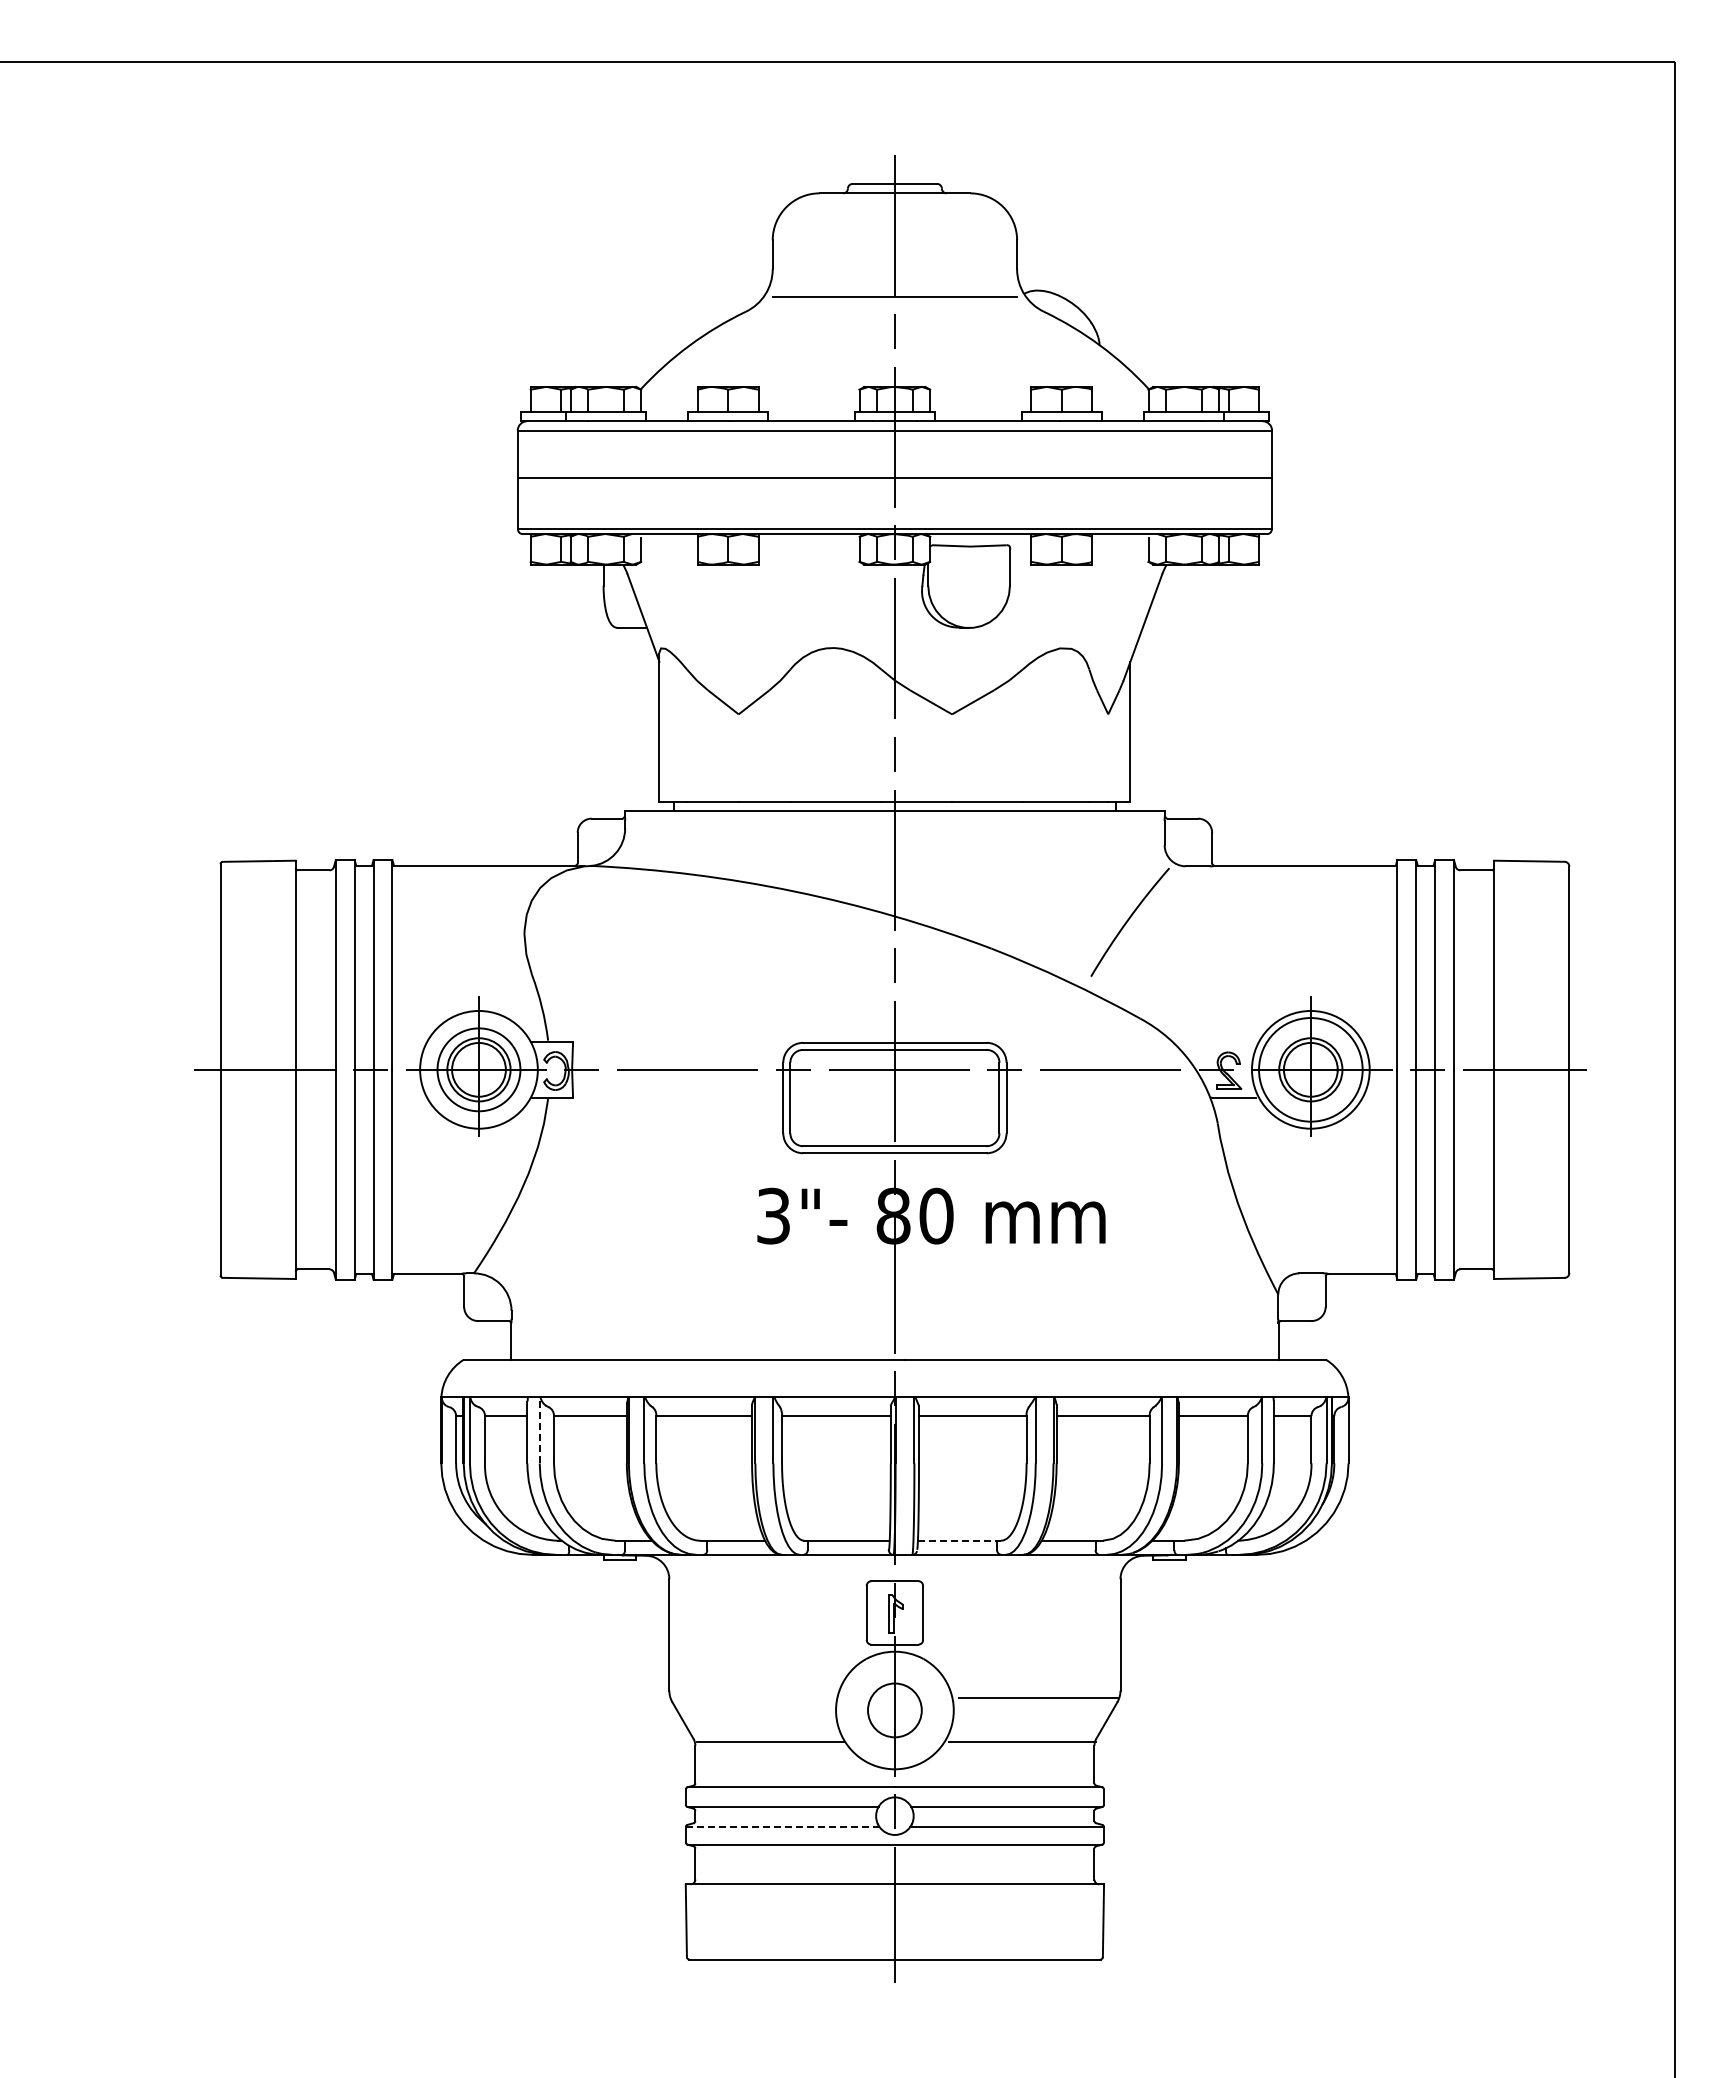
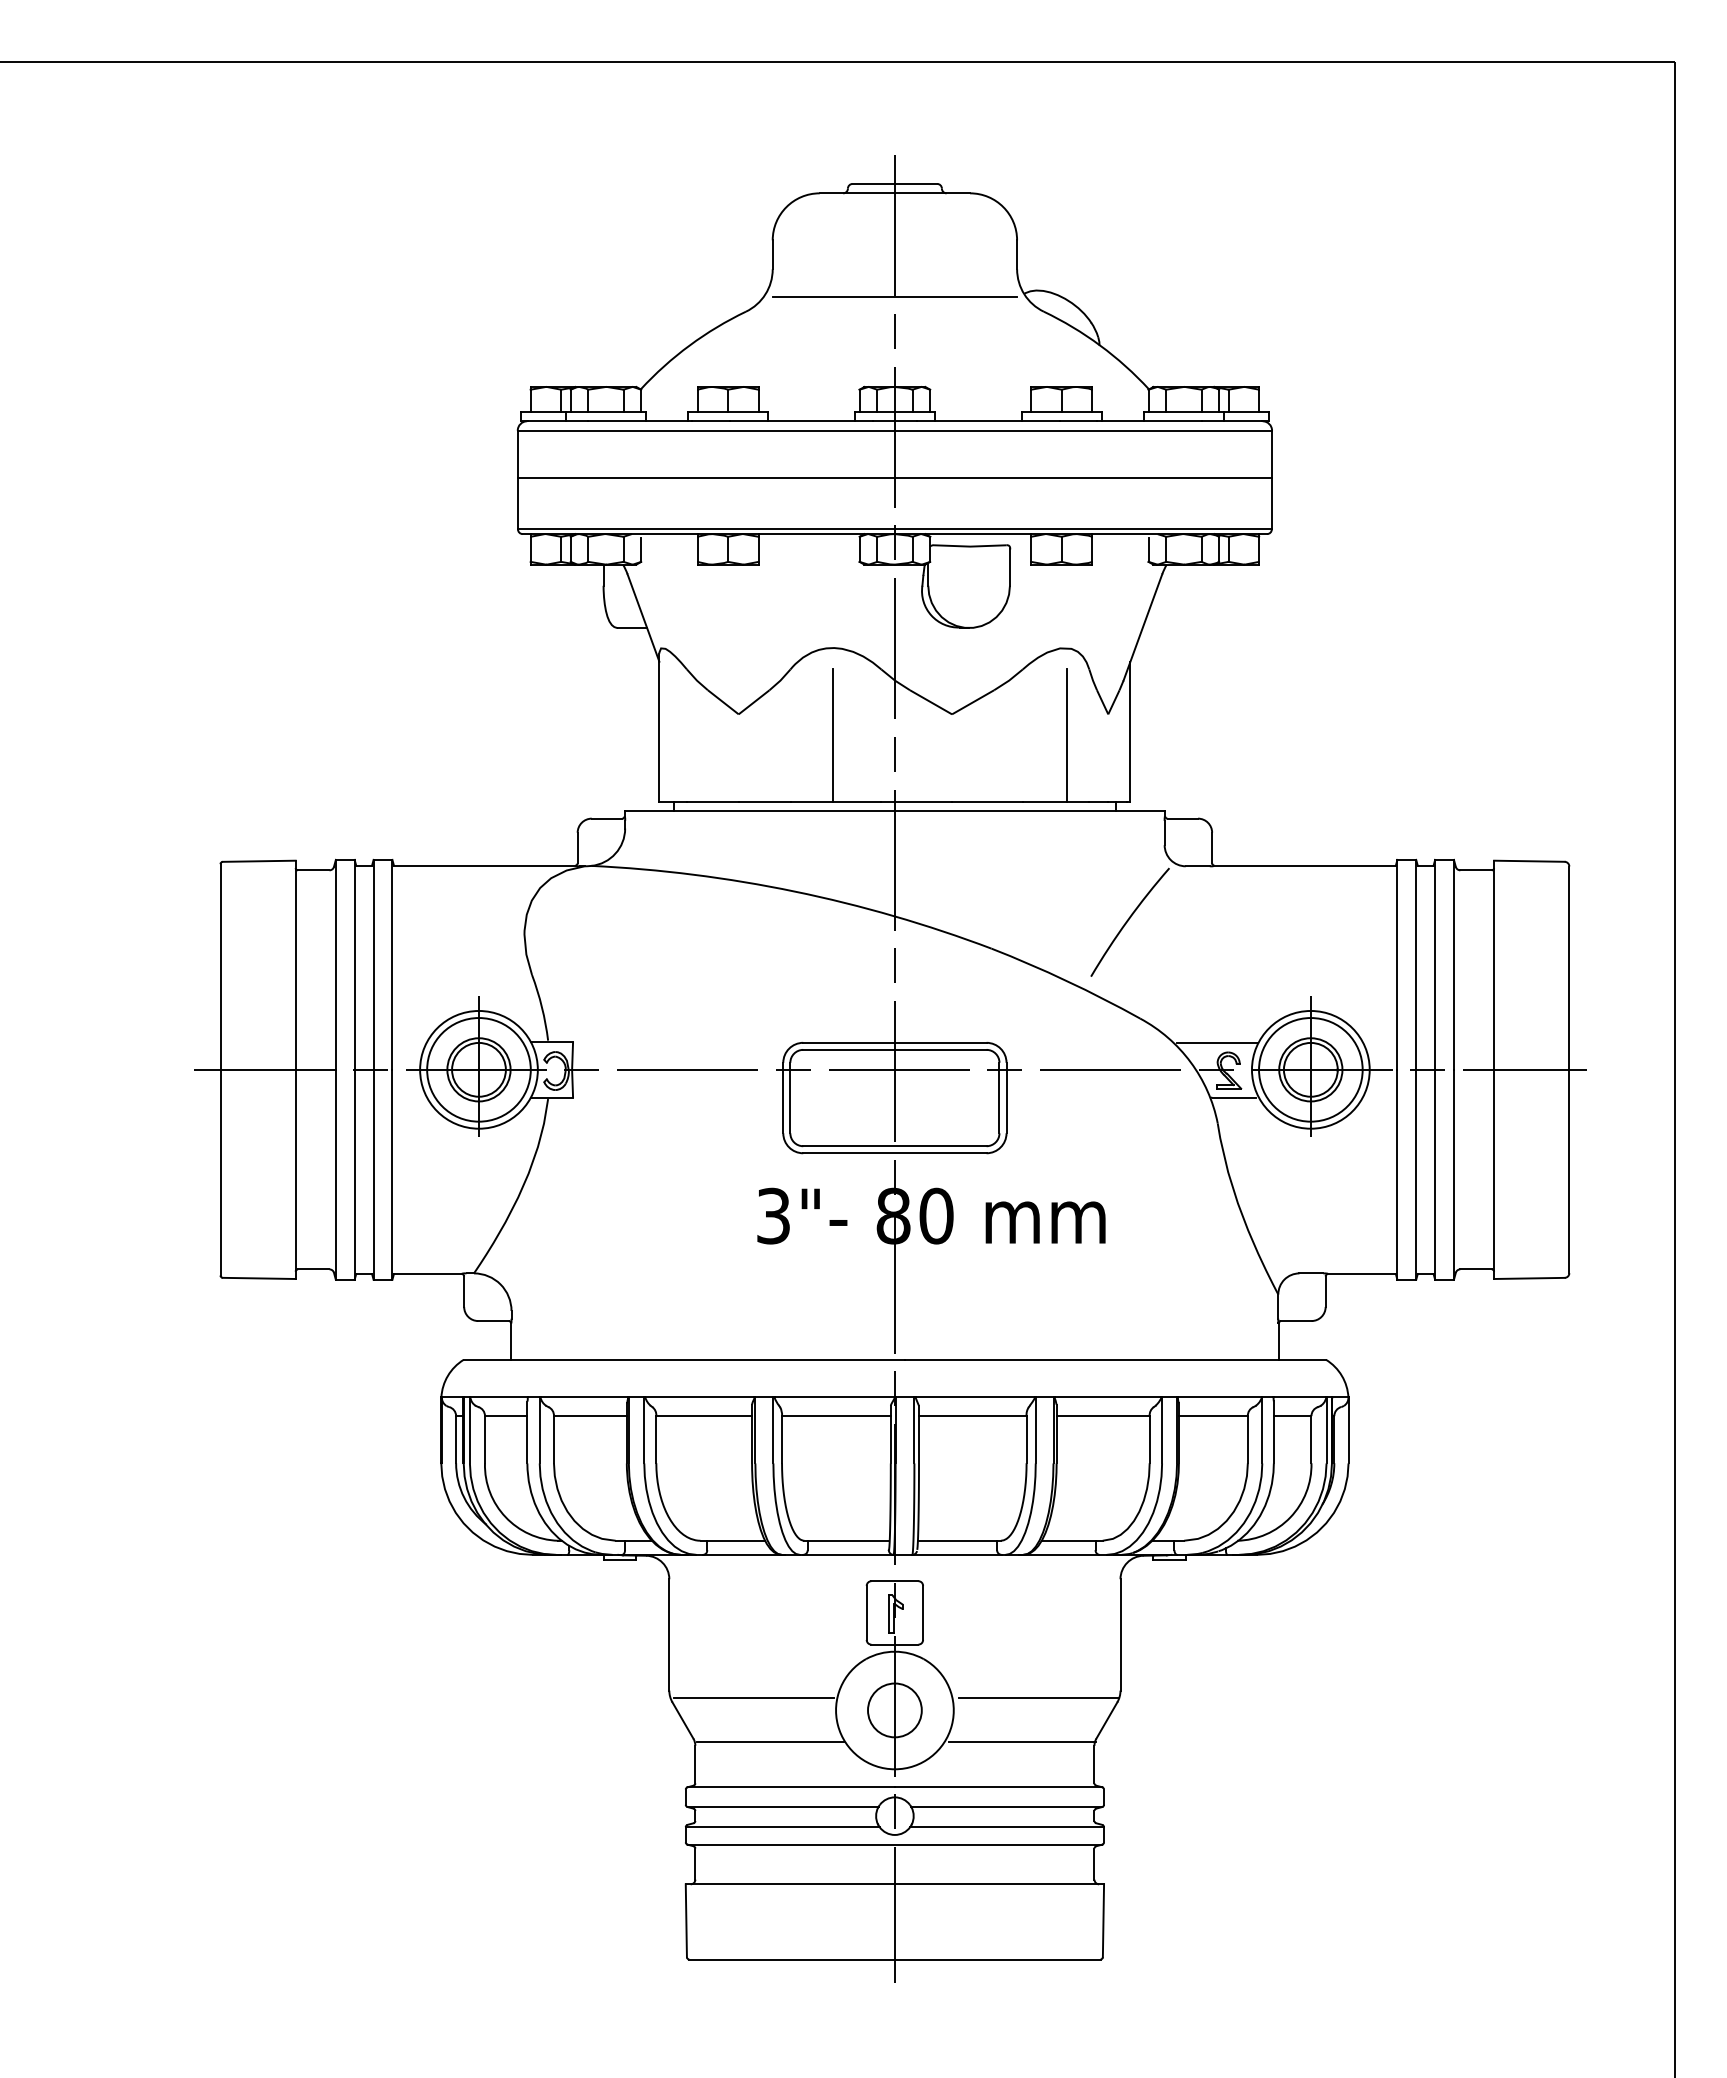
line: none -> present (832, 735)
line: none -> present (1067, 735)
line: none -> present (1217, 1042)
circle diameter: 83 px -> 104 px (478, 1069)
line: dashed -> solid (539, 1429)
line: dashed -> solid (959, 1540)
line: none -> present (754, 1698)
line: dashed -> solid (782, 1827)
